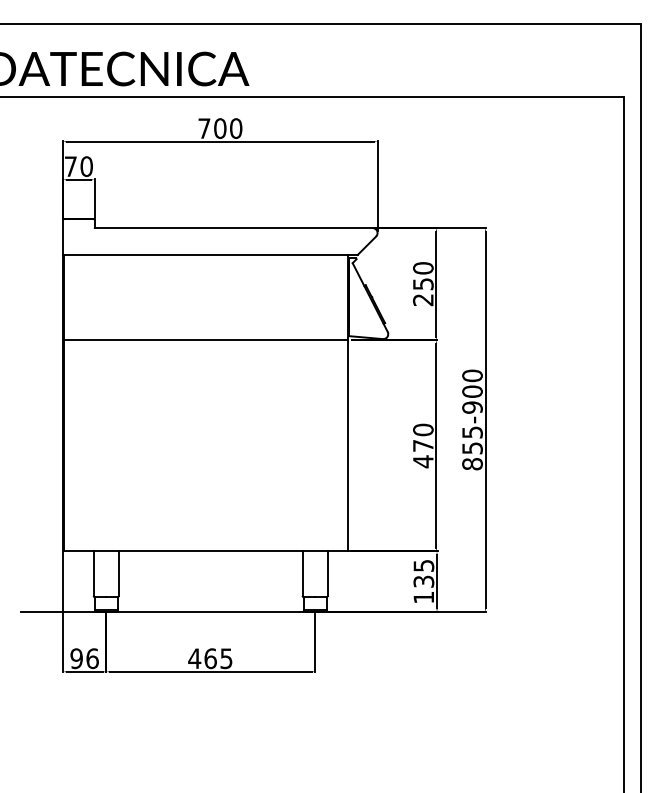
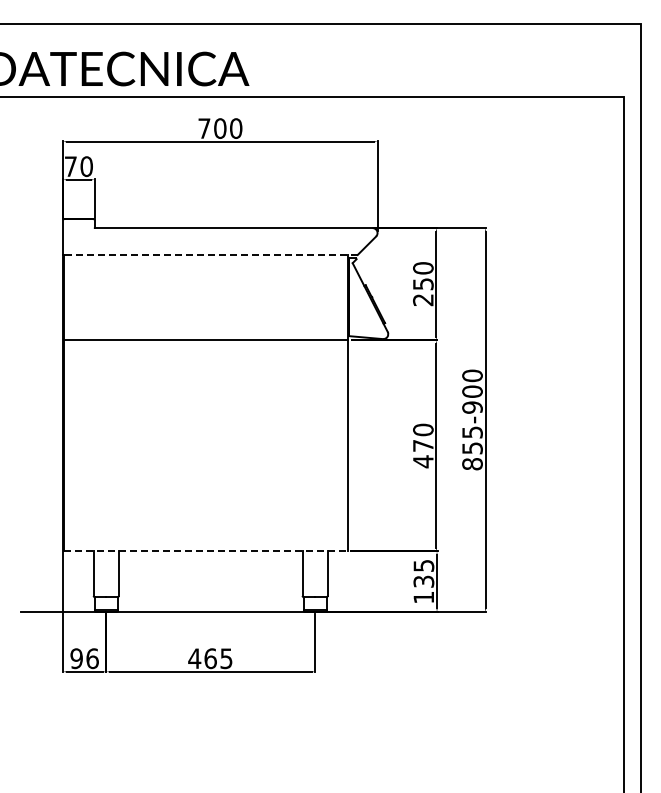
line: solid -> dashed (210, 255)
line: solid -> dashed (207, 551)
